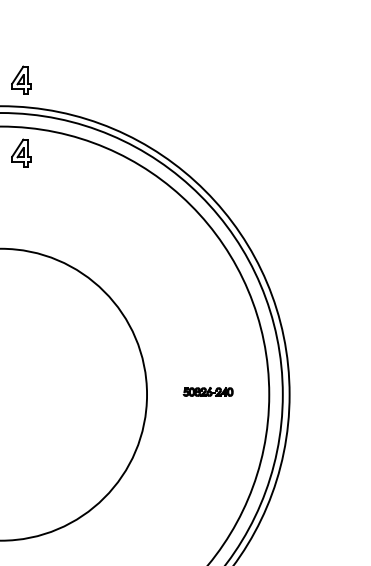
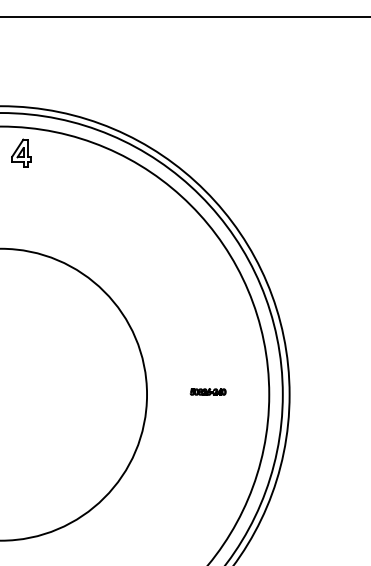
line: none -> present (184, 16)
part: present -> none (21, 79)
part size: 52x10 px -> 38x8 px (207, 391)
